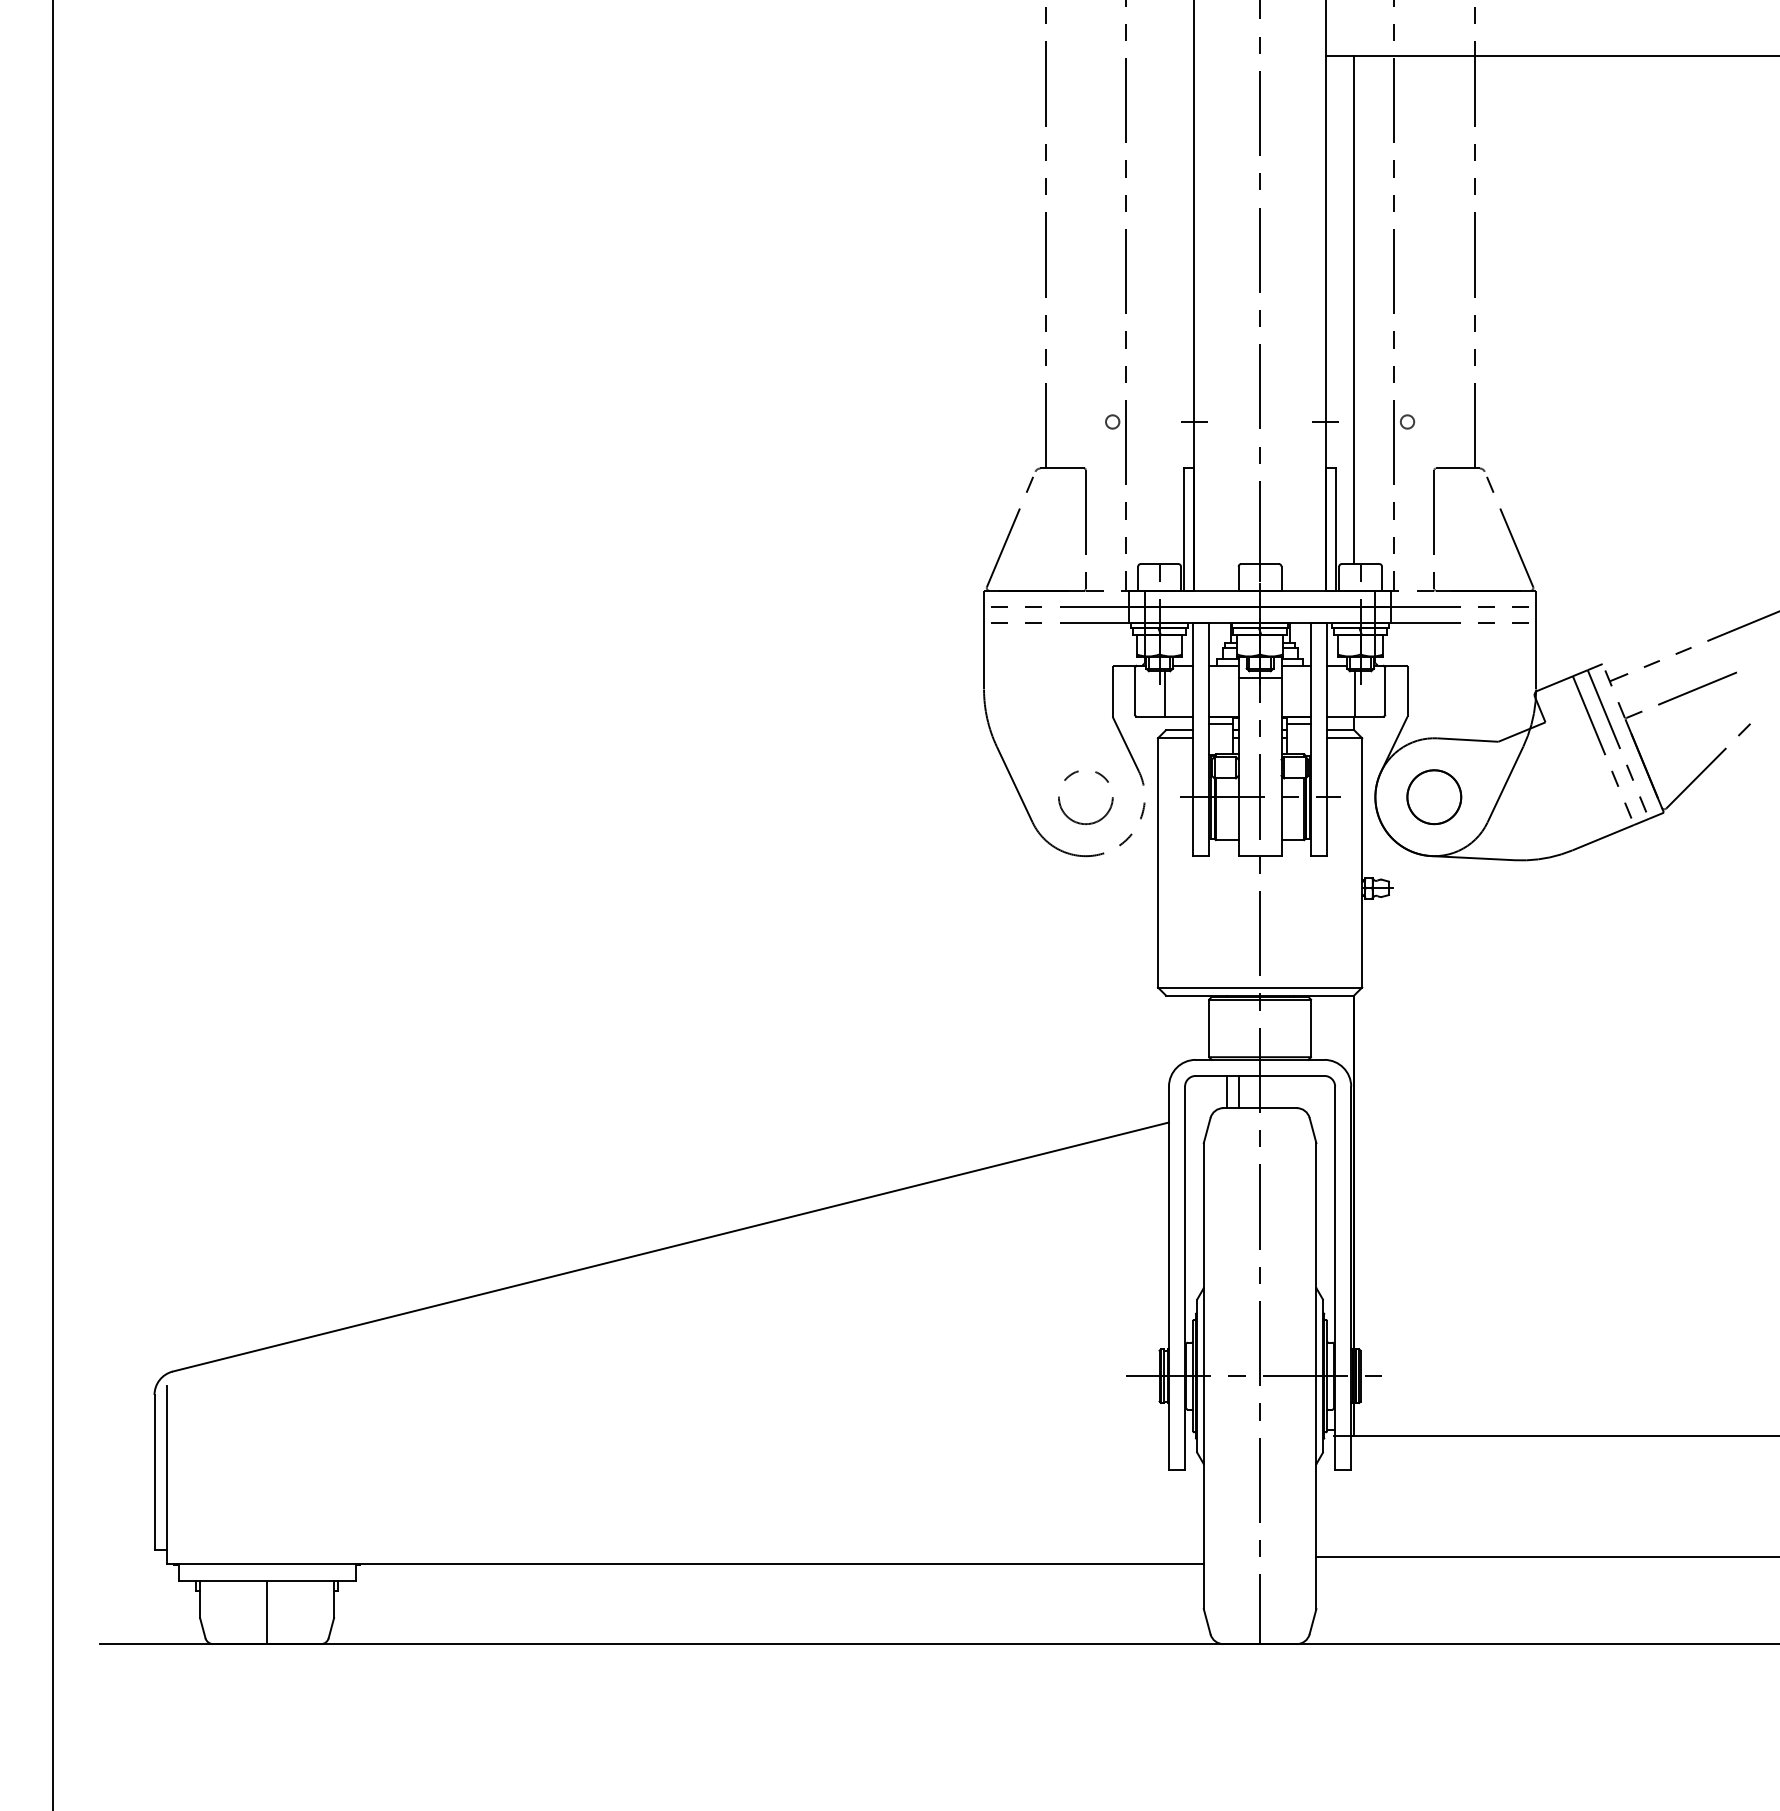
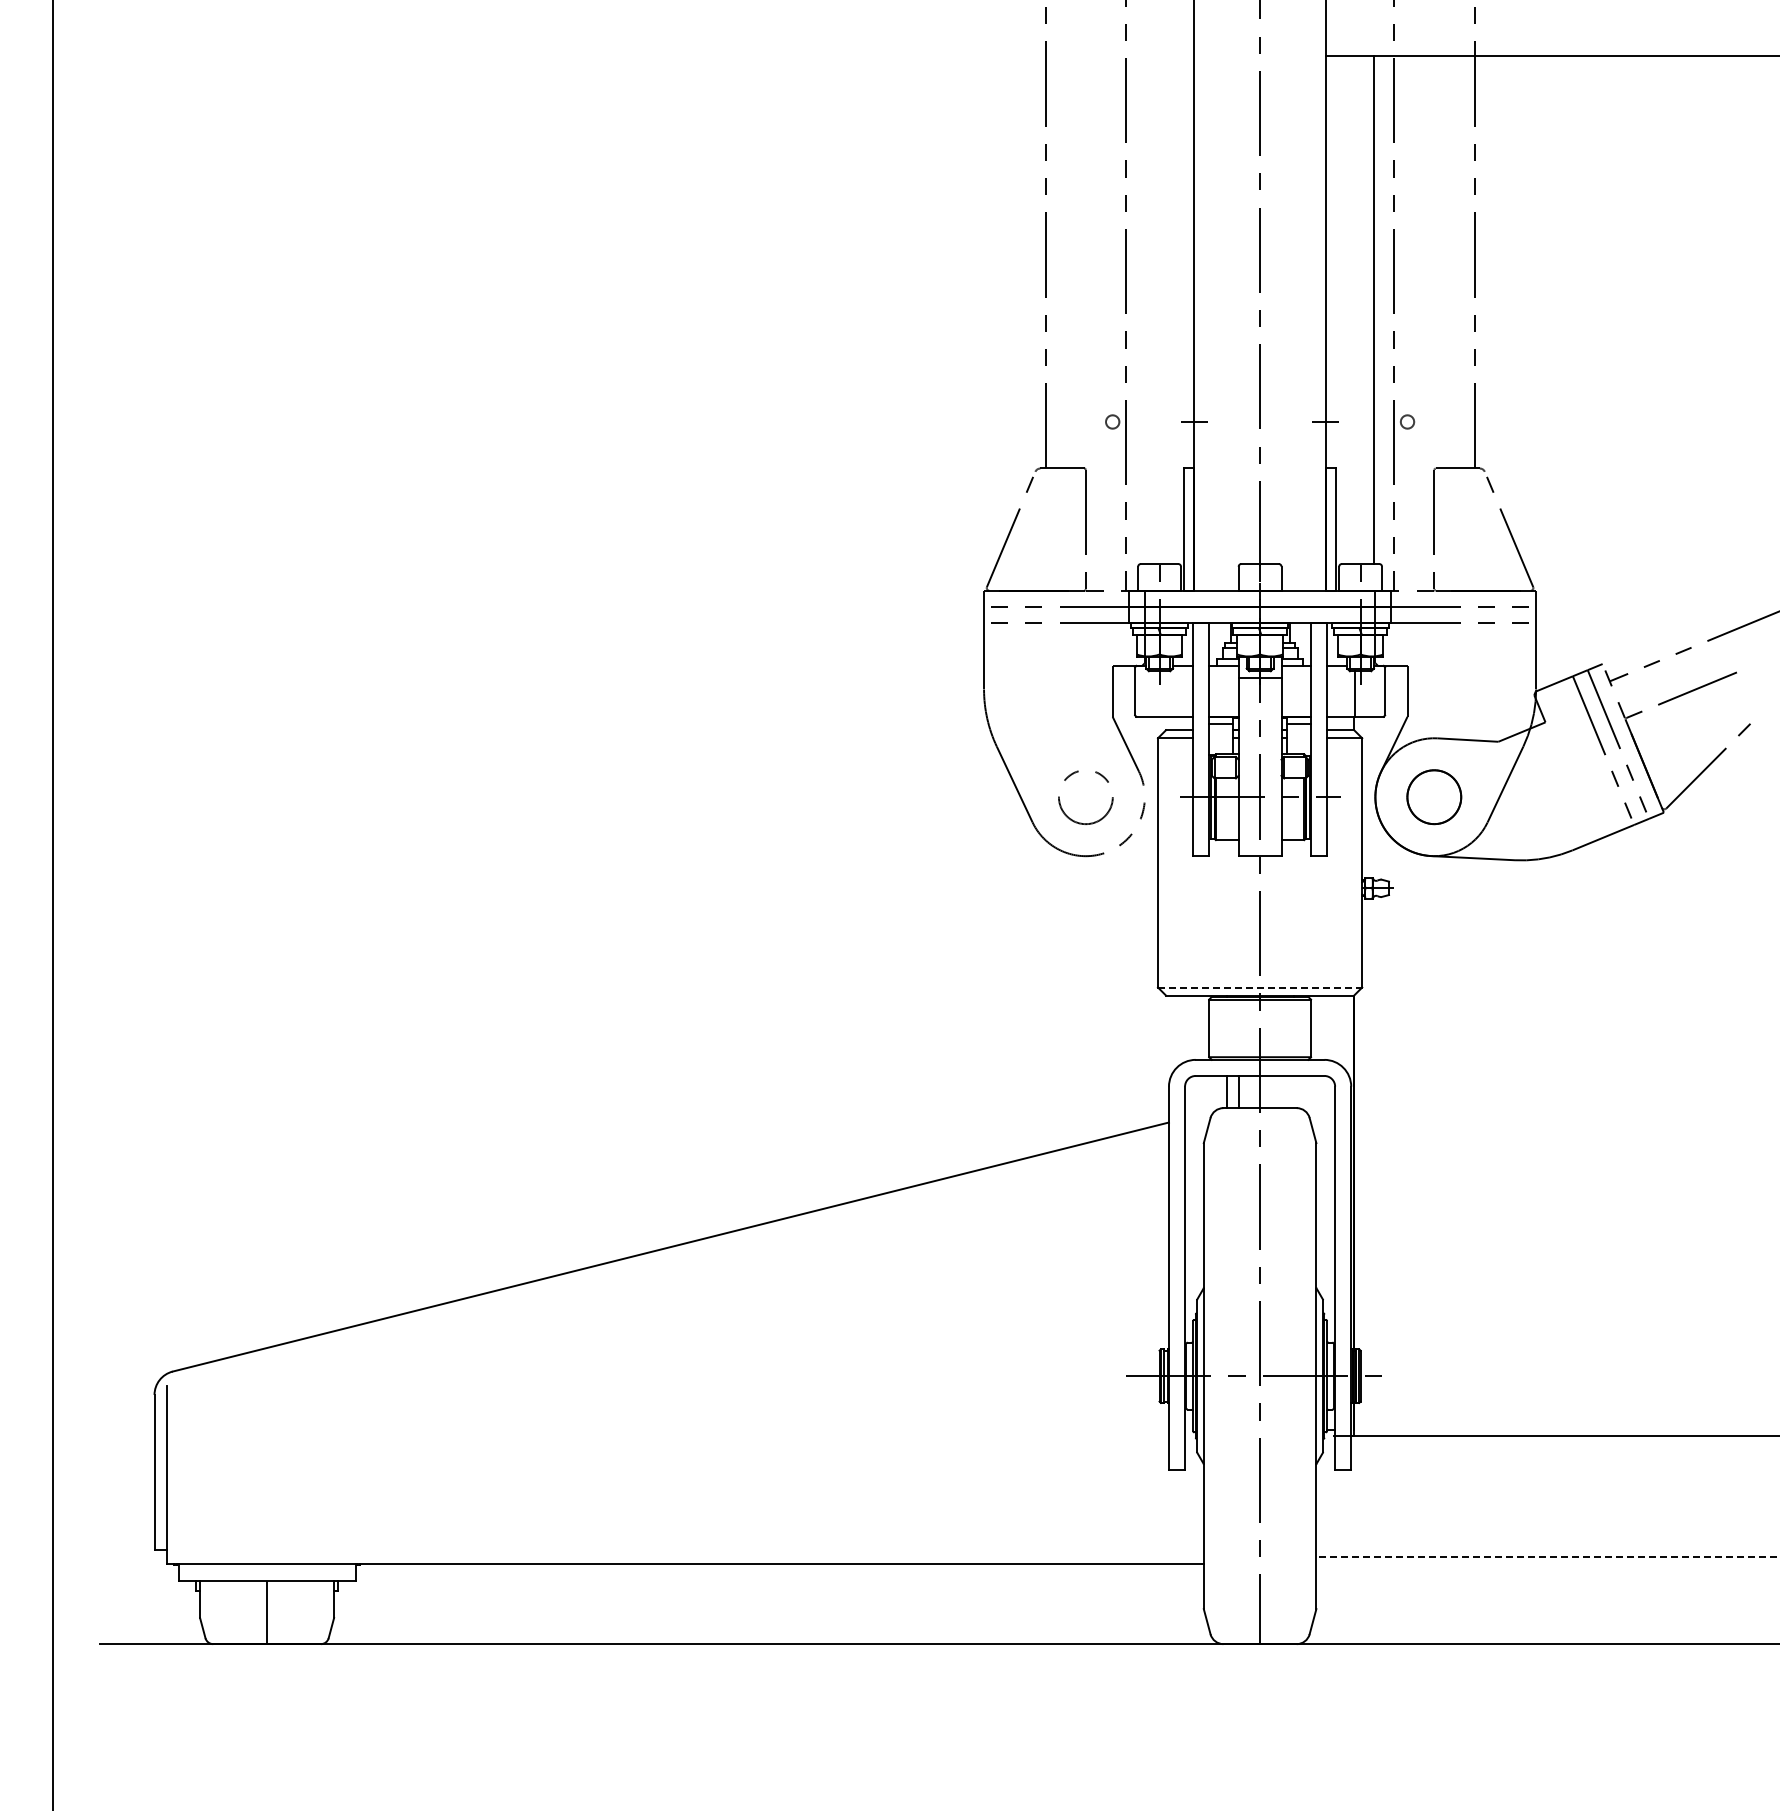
line position: (1353, 310) -> (1373, 310) (1373, 310)
line: present -> none (1164, 693)
line: solid -> dashed (1260, 987)
line: solid -> dashed (1547, 1557)
